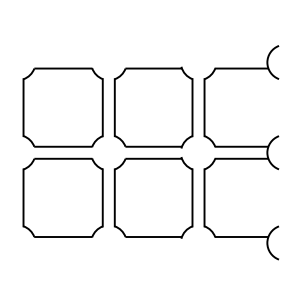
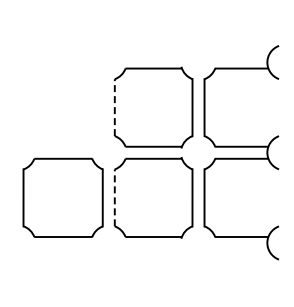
part: present -> none (62, 107)
line: solid -> dashed (114, 107)
line: solid -> dashed (114, 197)
